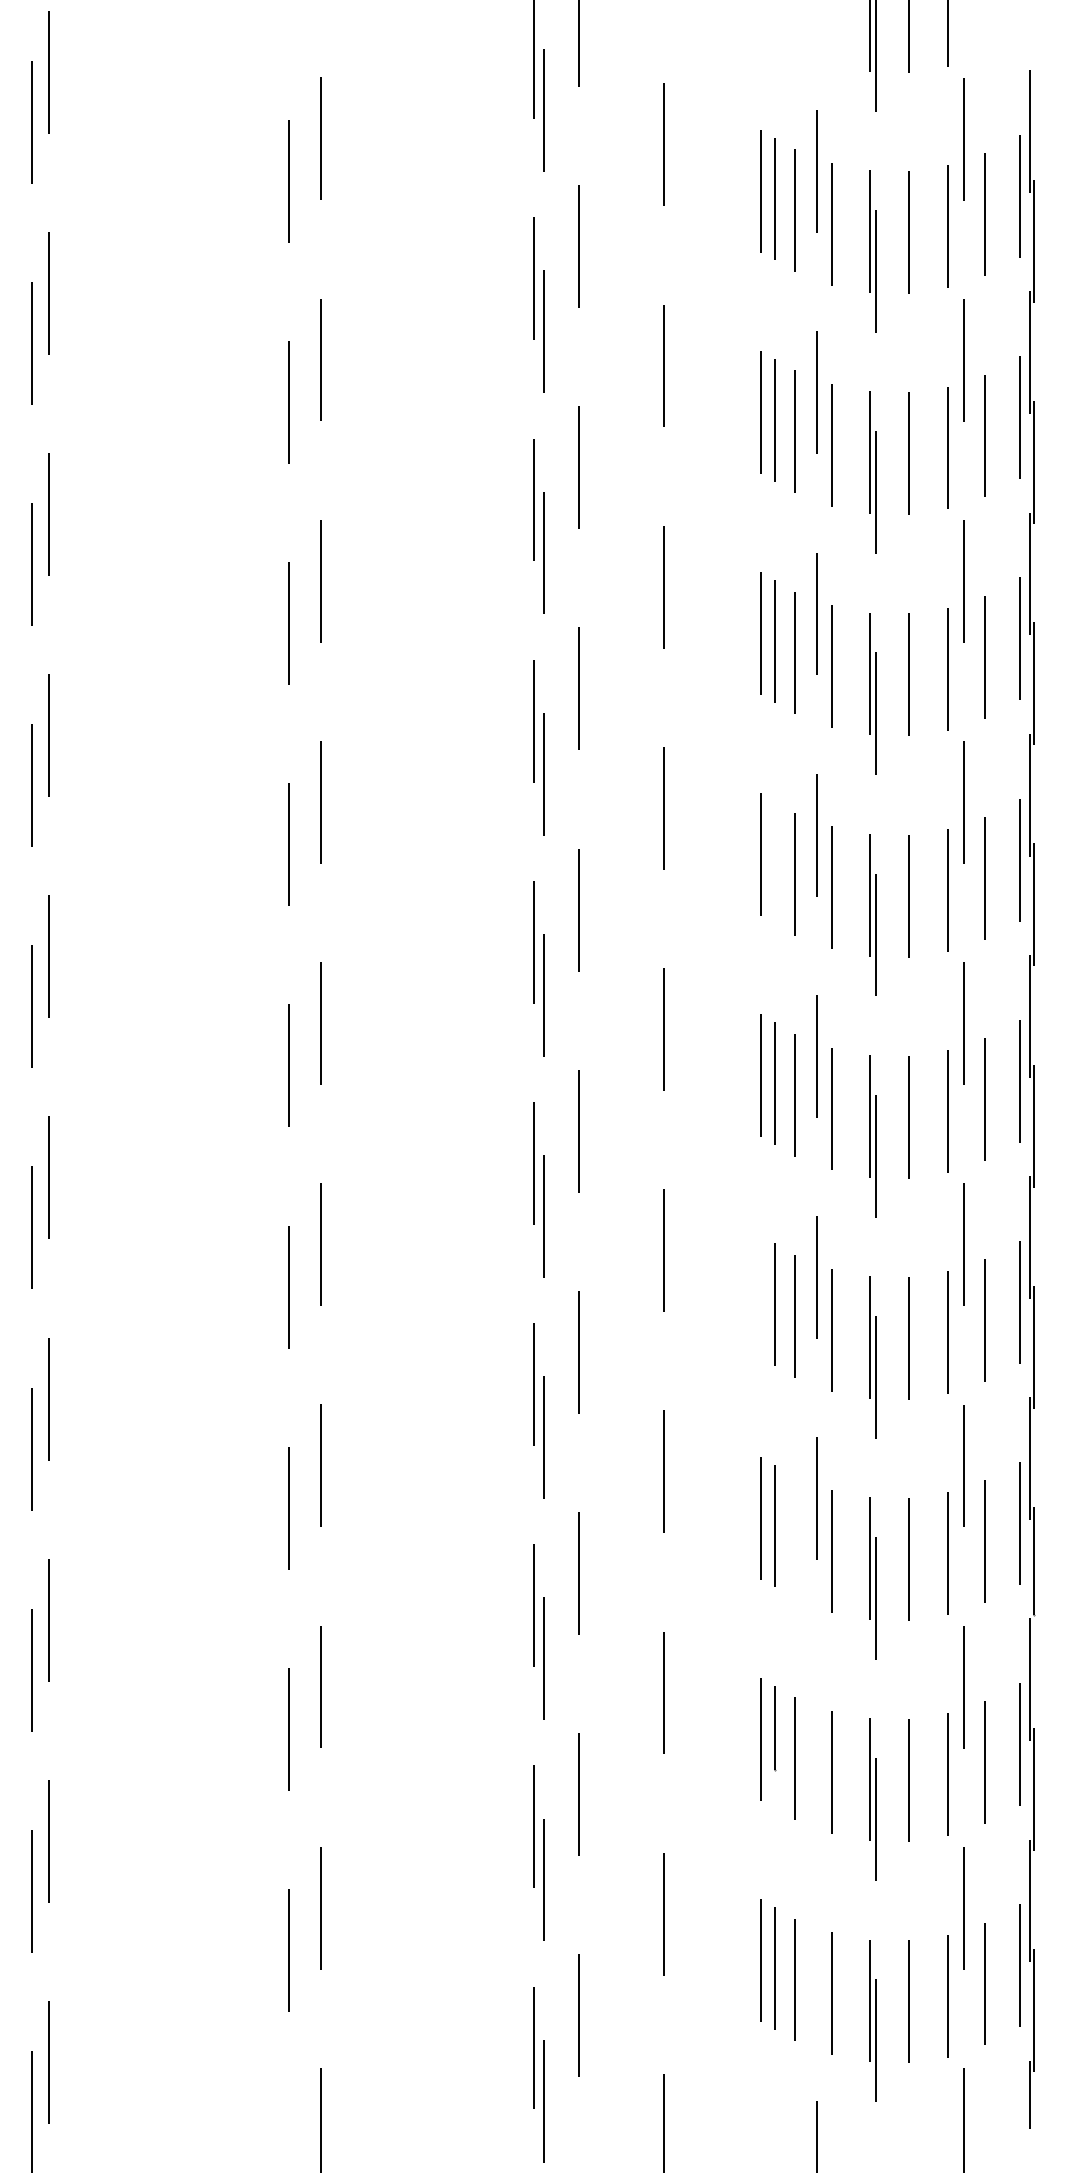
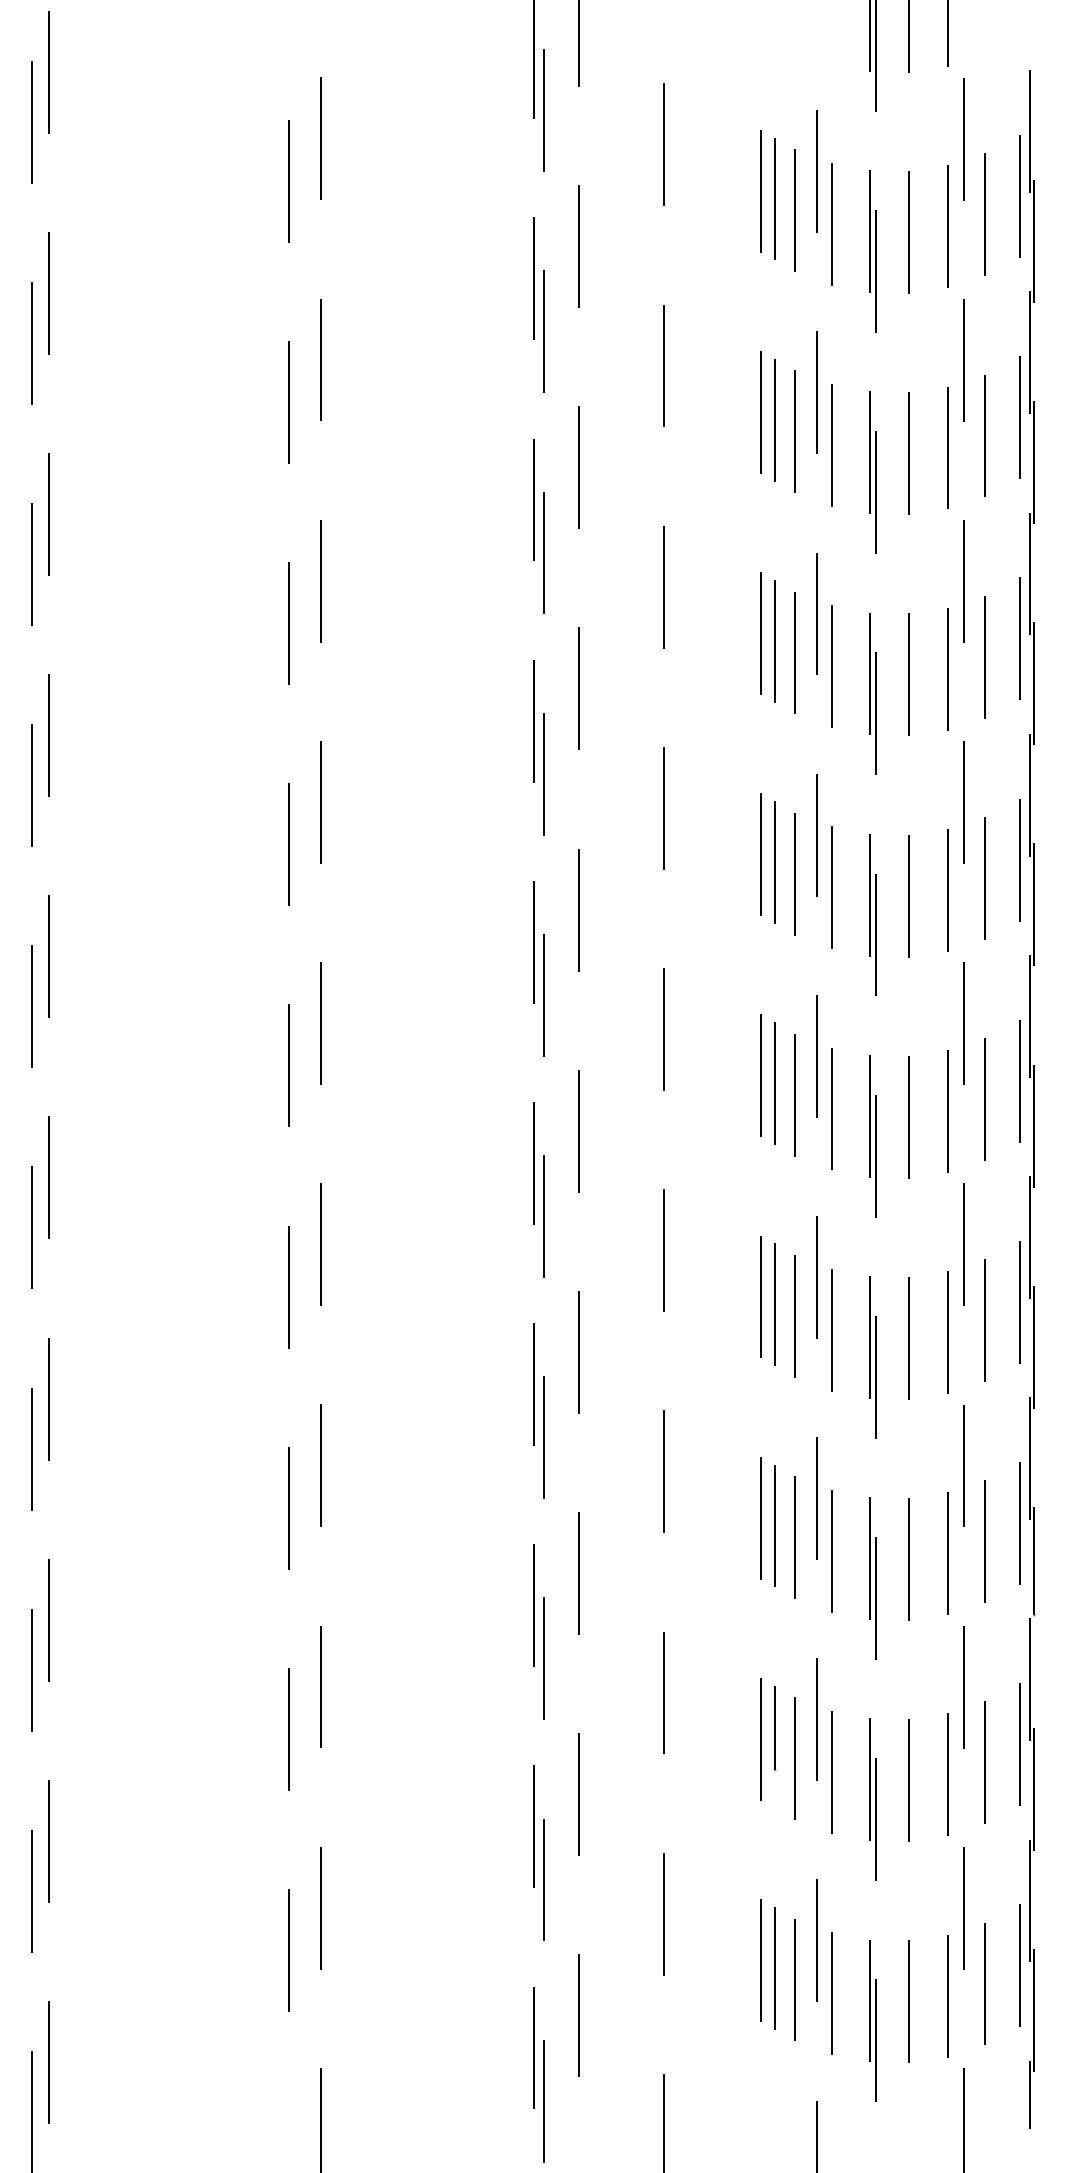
line: none -> present (775, 862)
line: none -> present (760, 1296)
line: none -> present (794, 1537)
line: none -> present (816, 1719)
line: none -> present (817, 1940)
